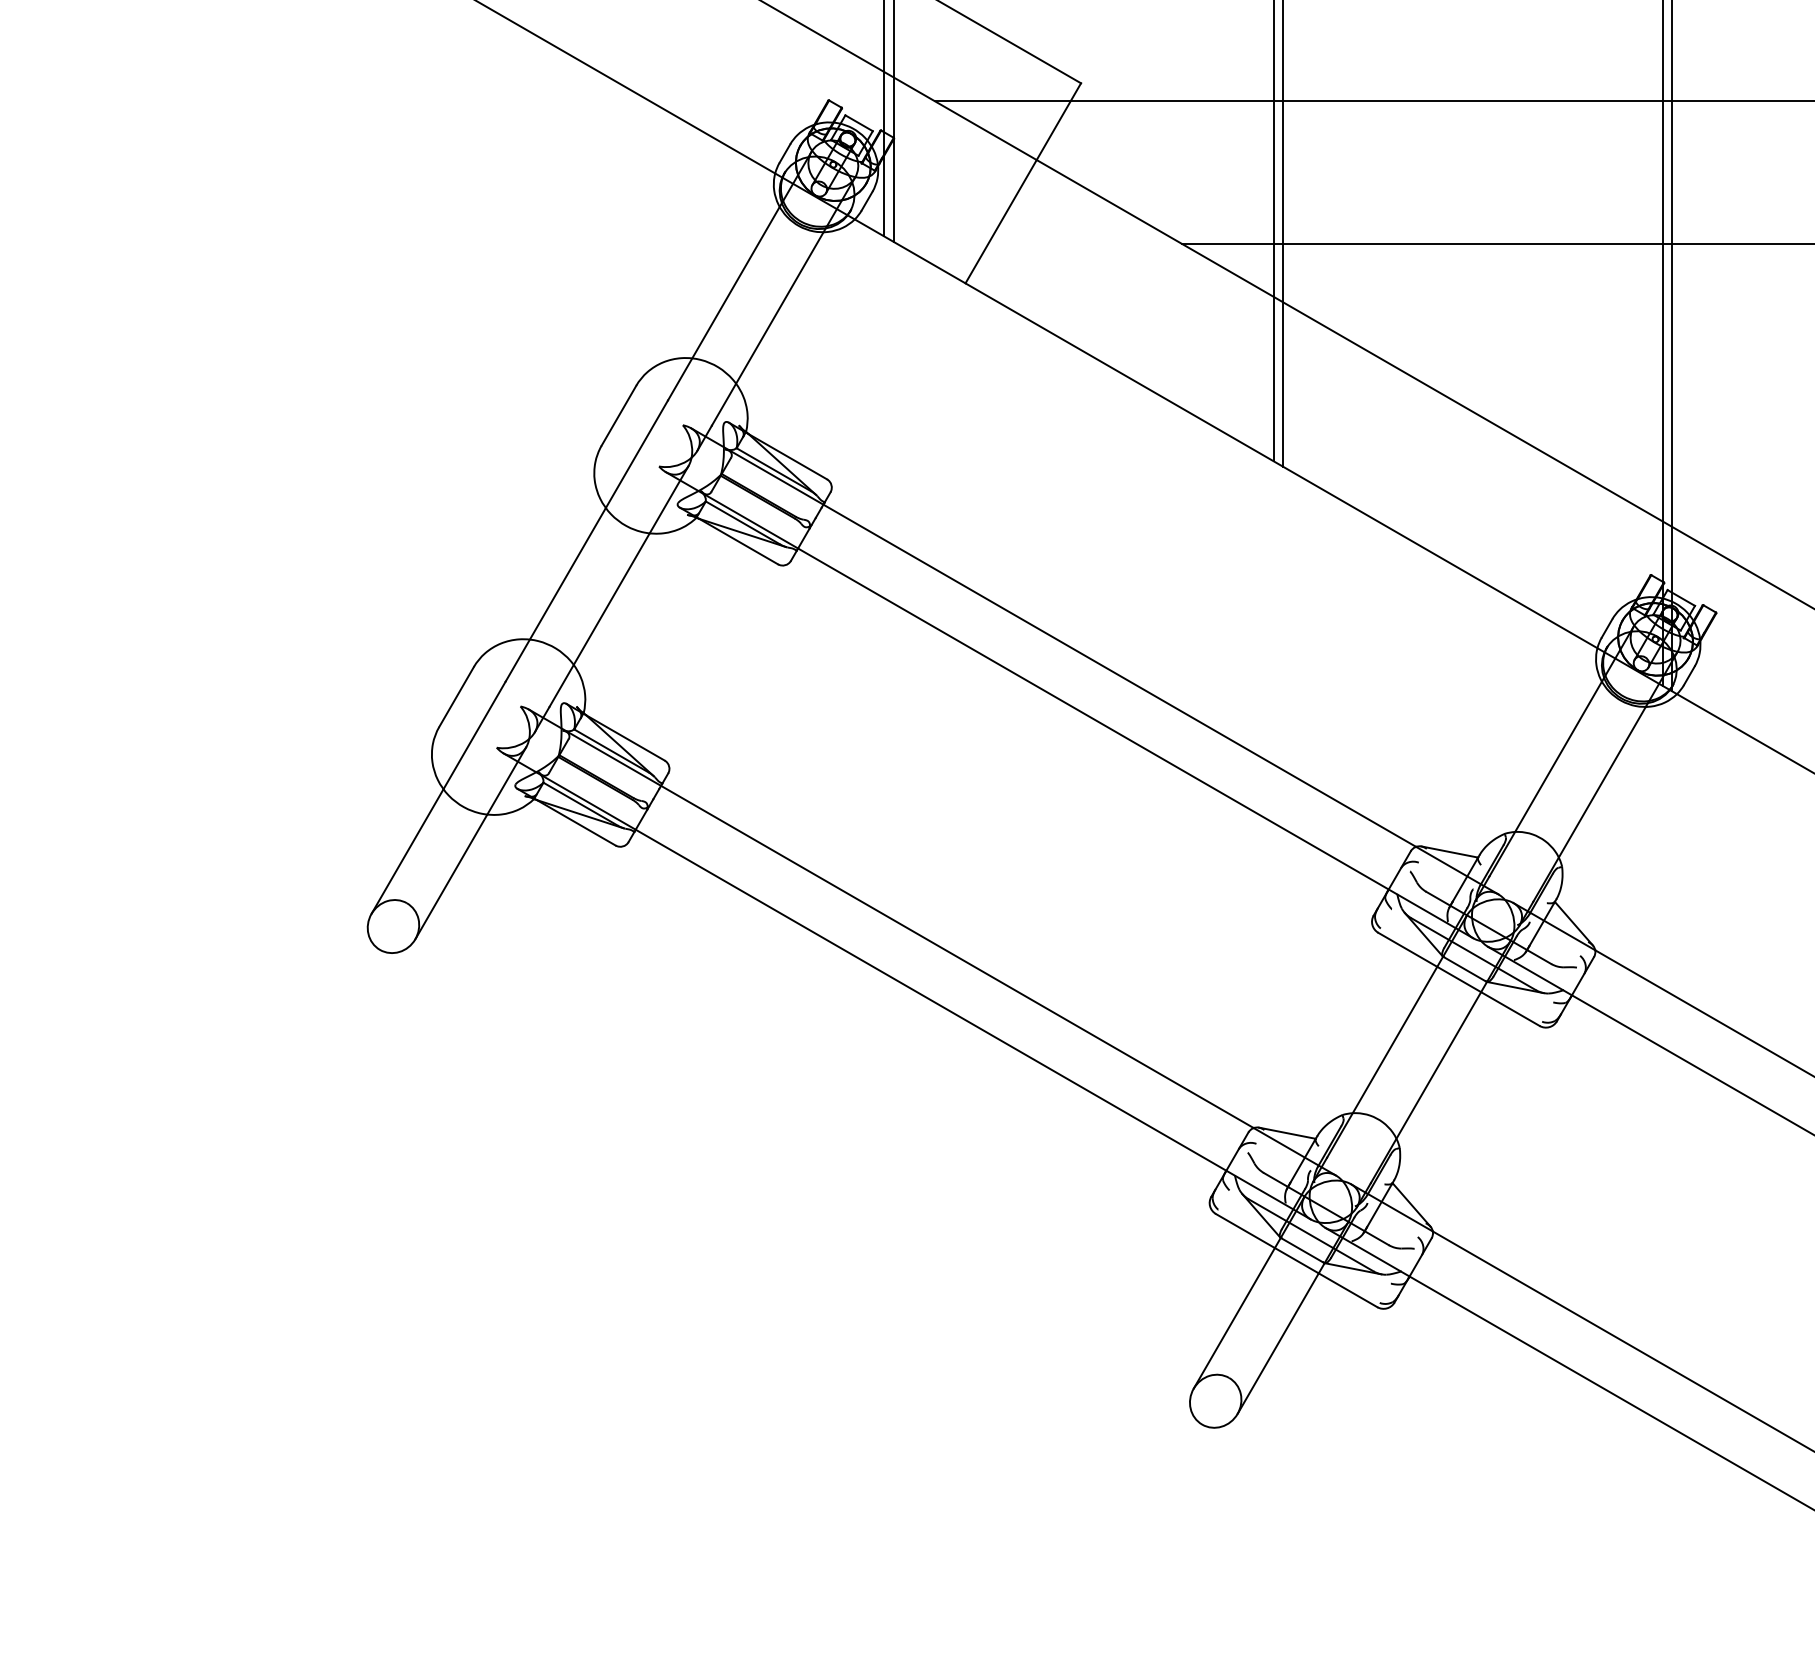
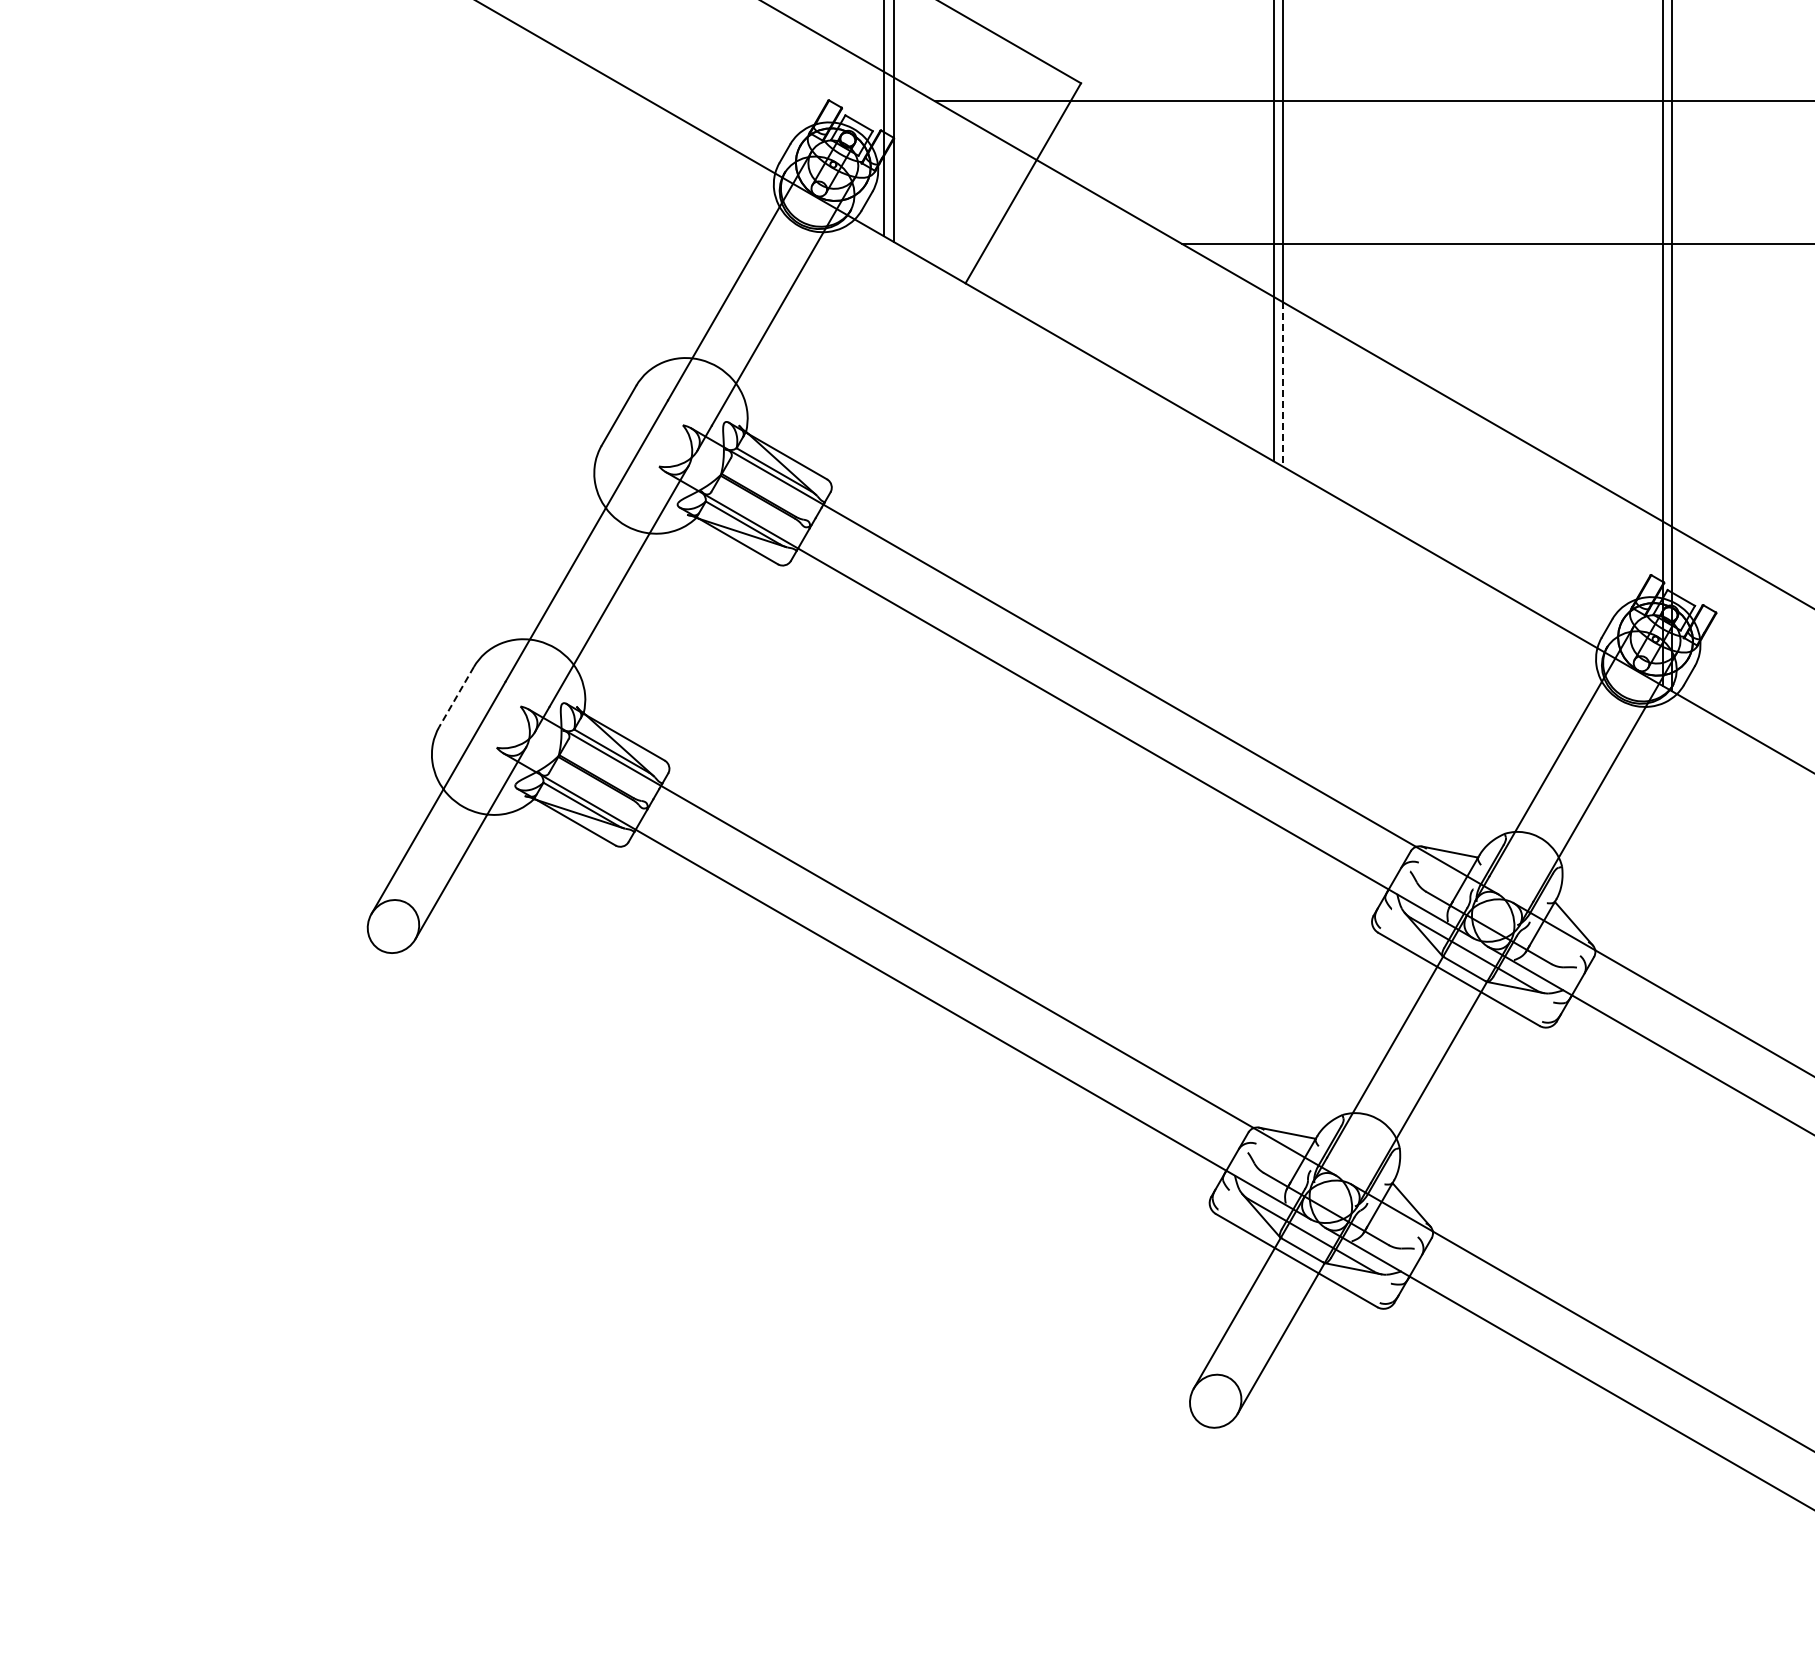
line: solid -> dashed (1282, 384)
line: solid -> dashed (456, 697)
